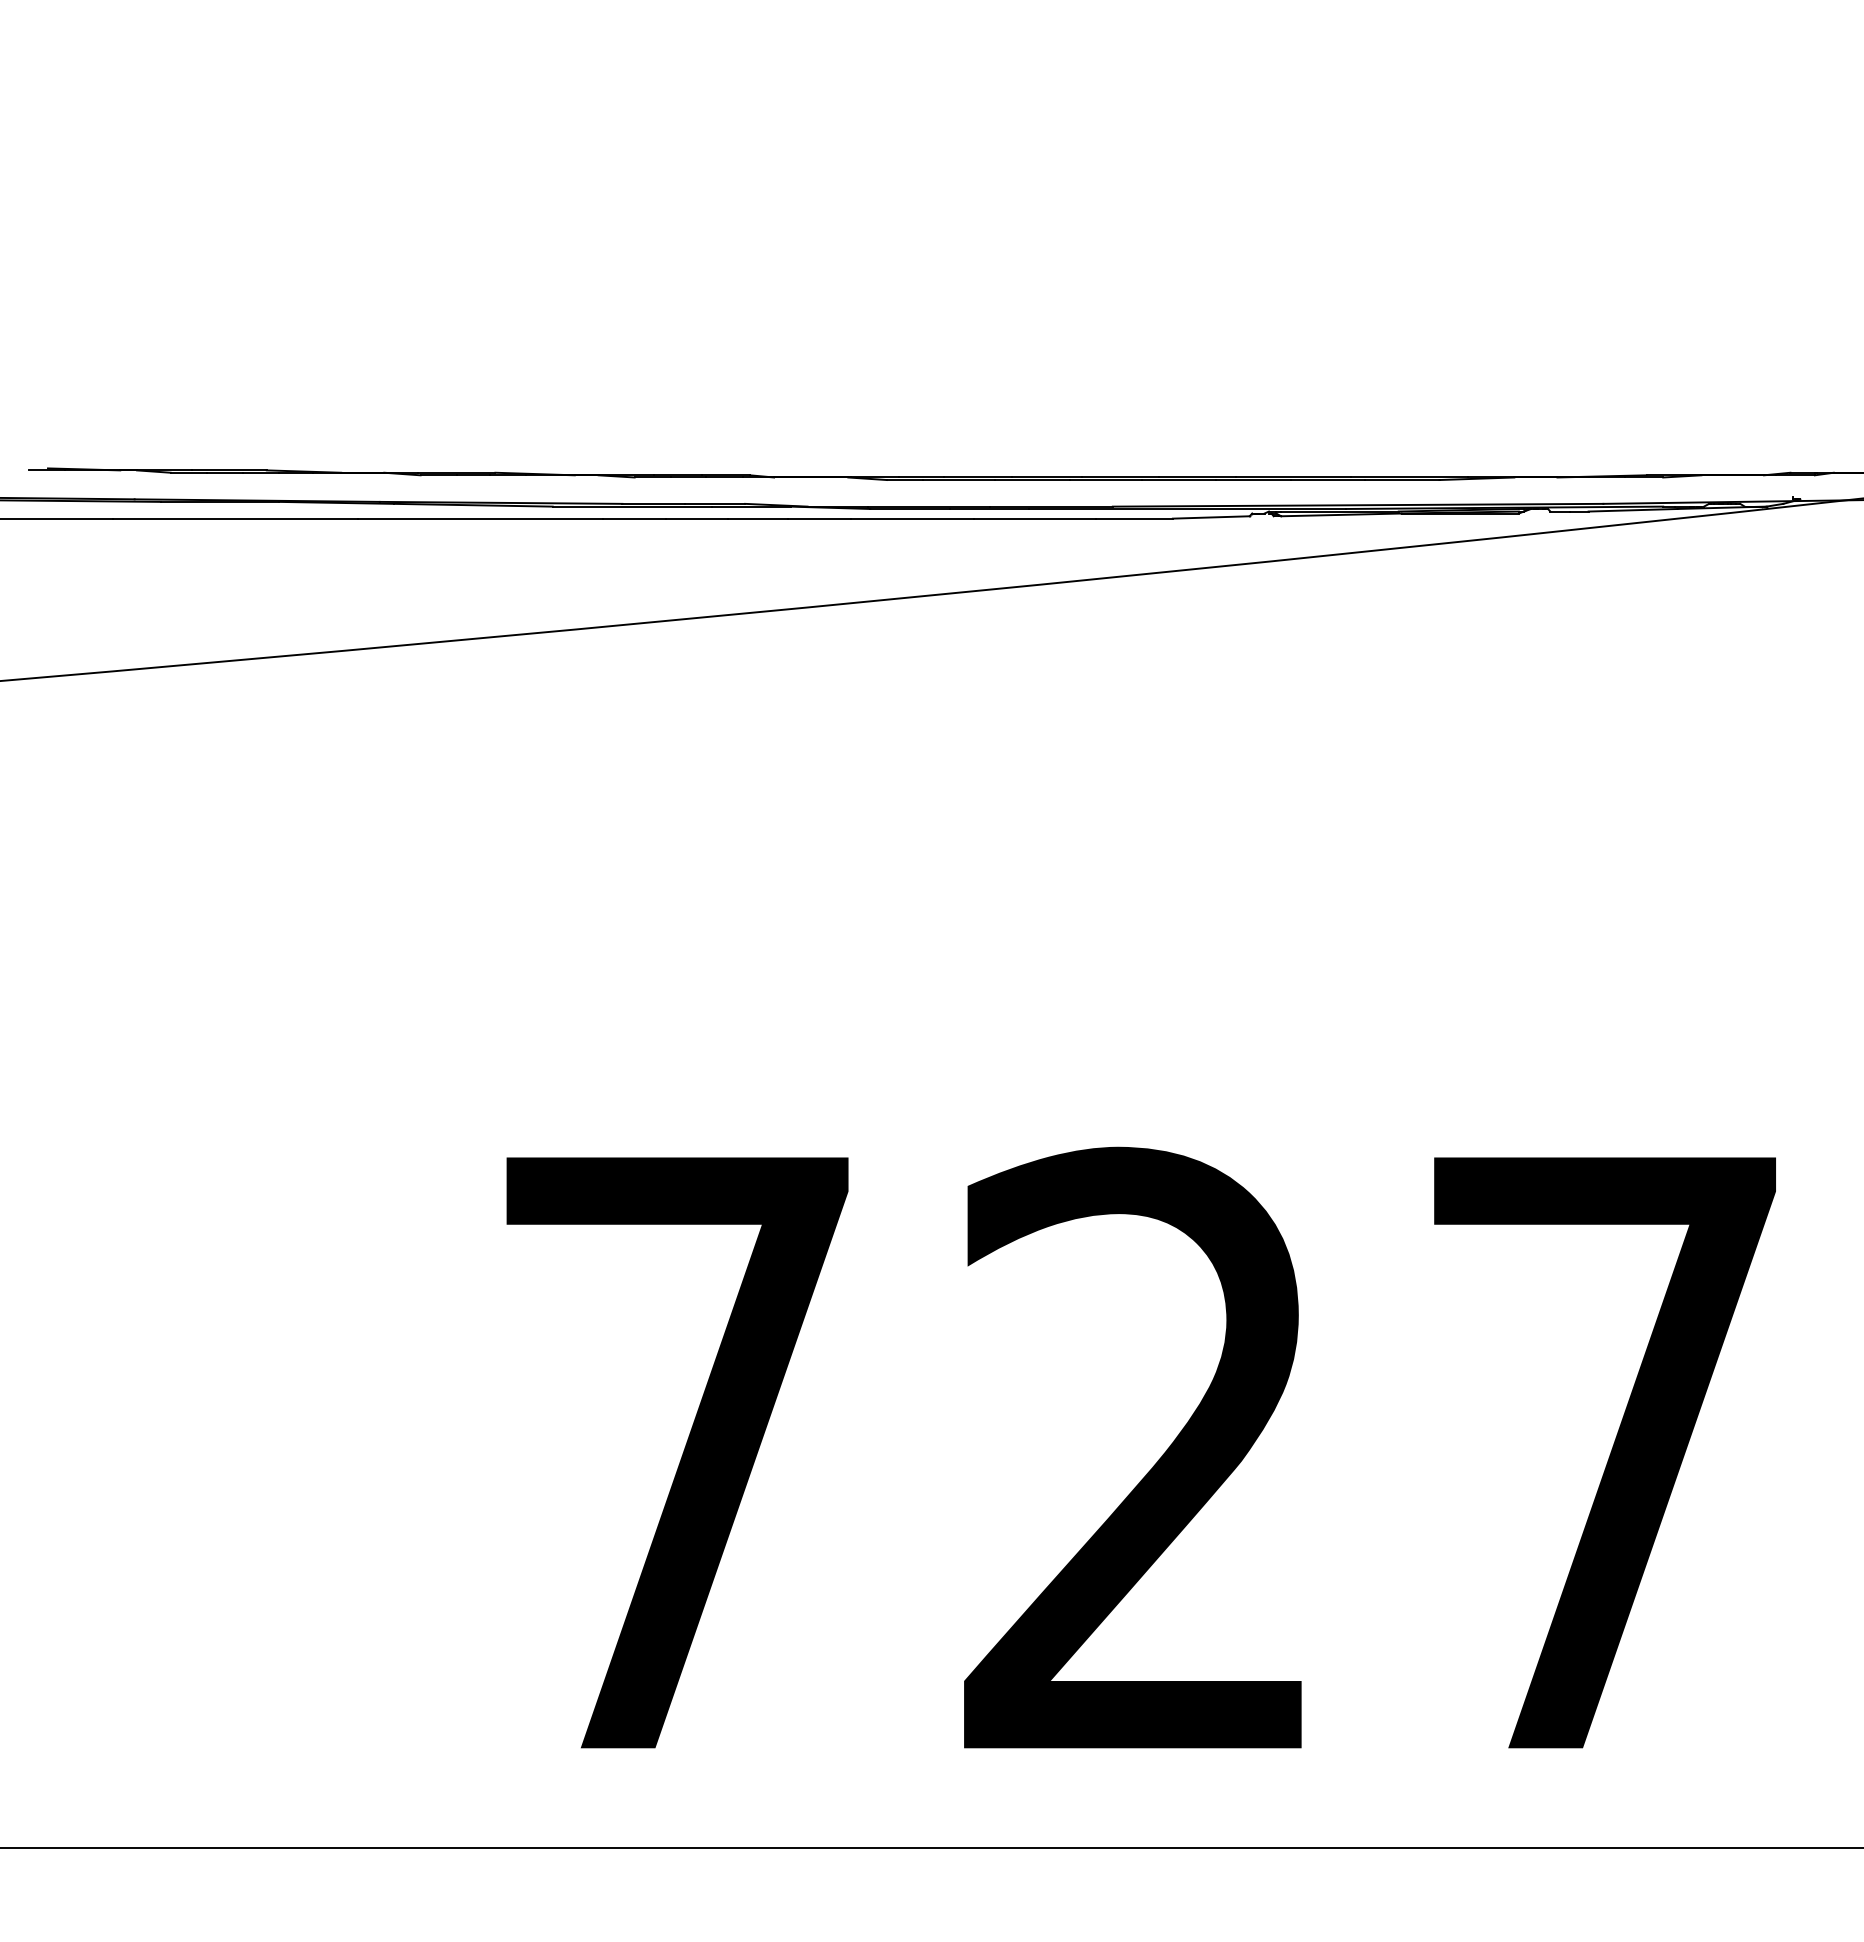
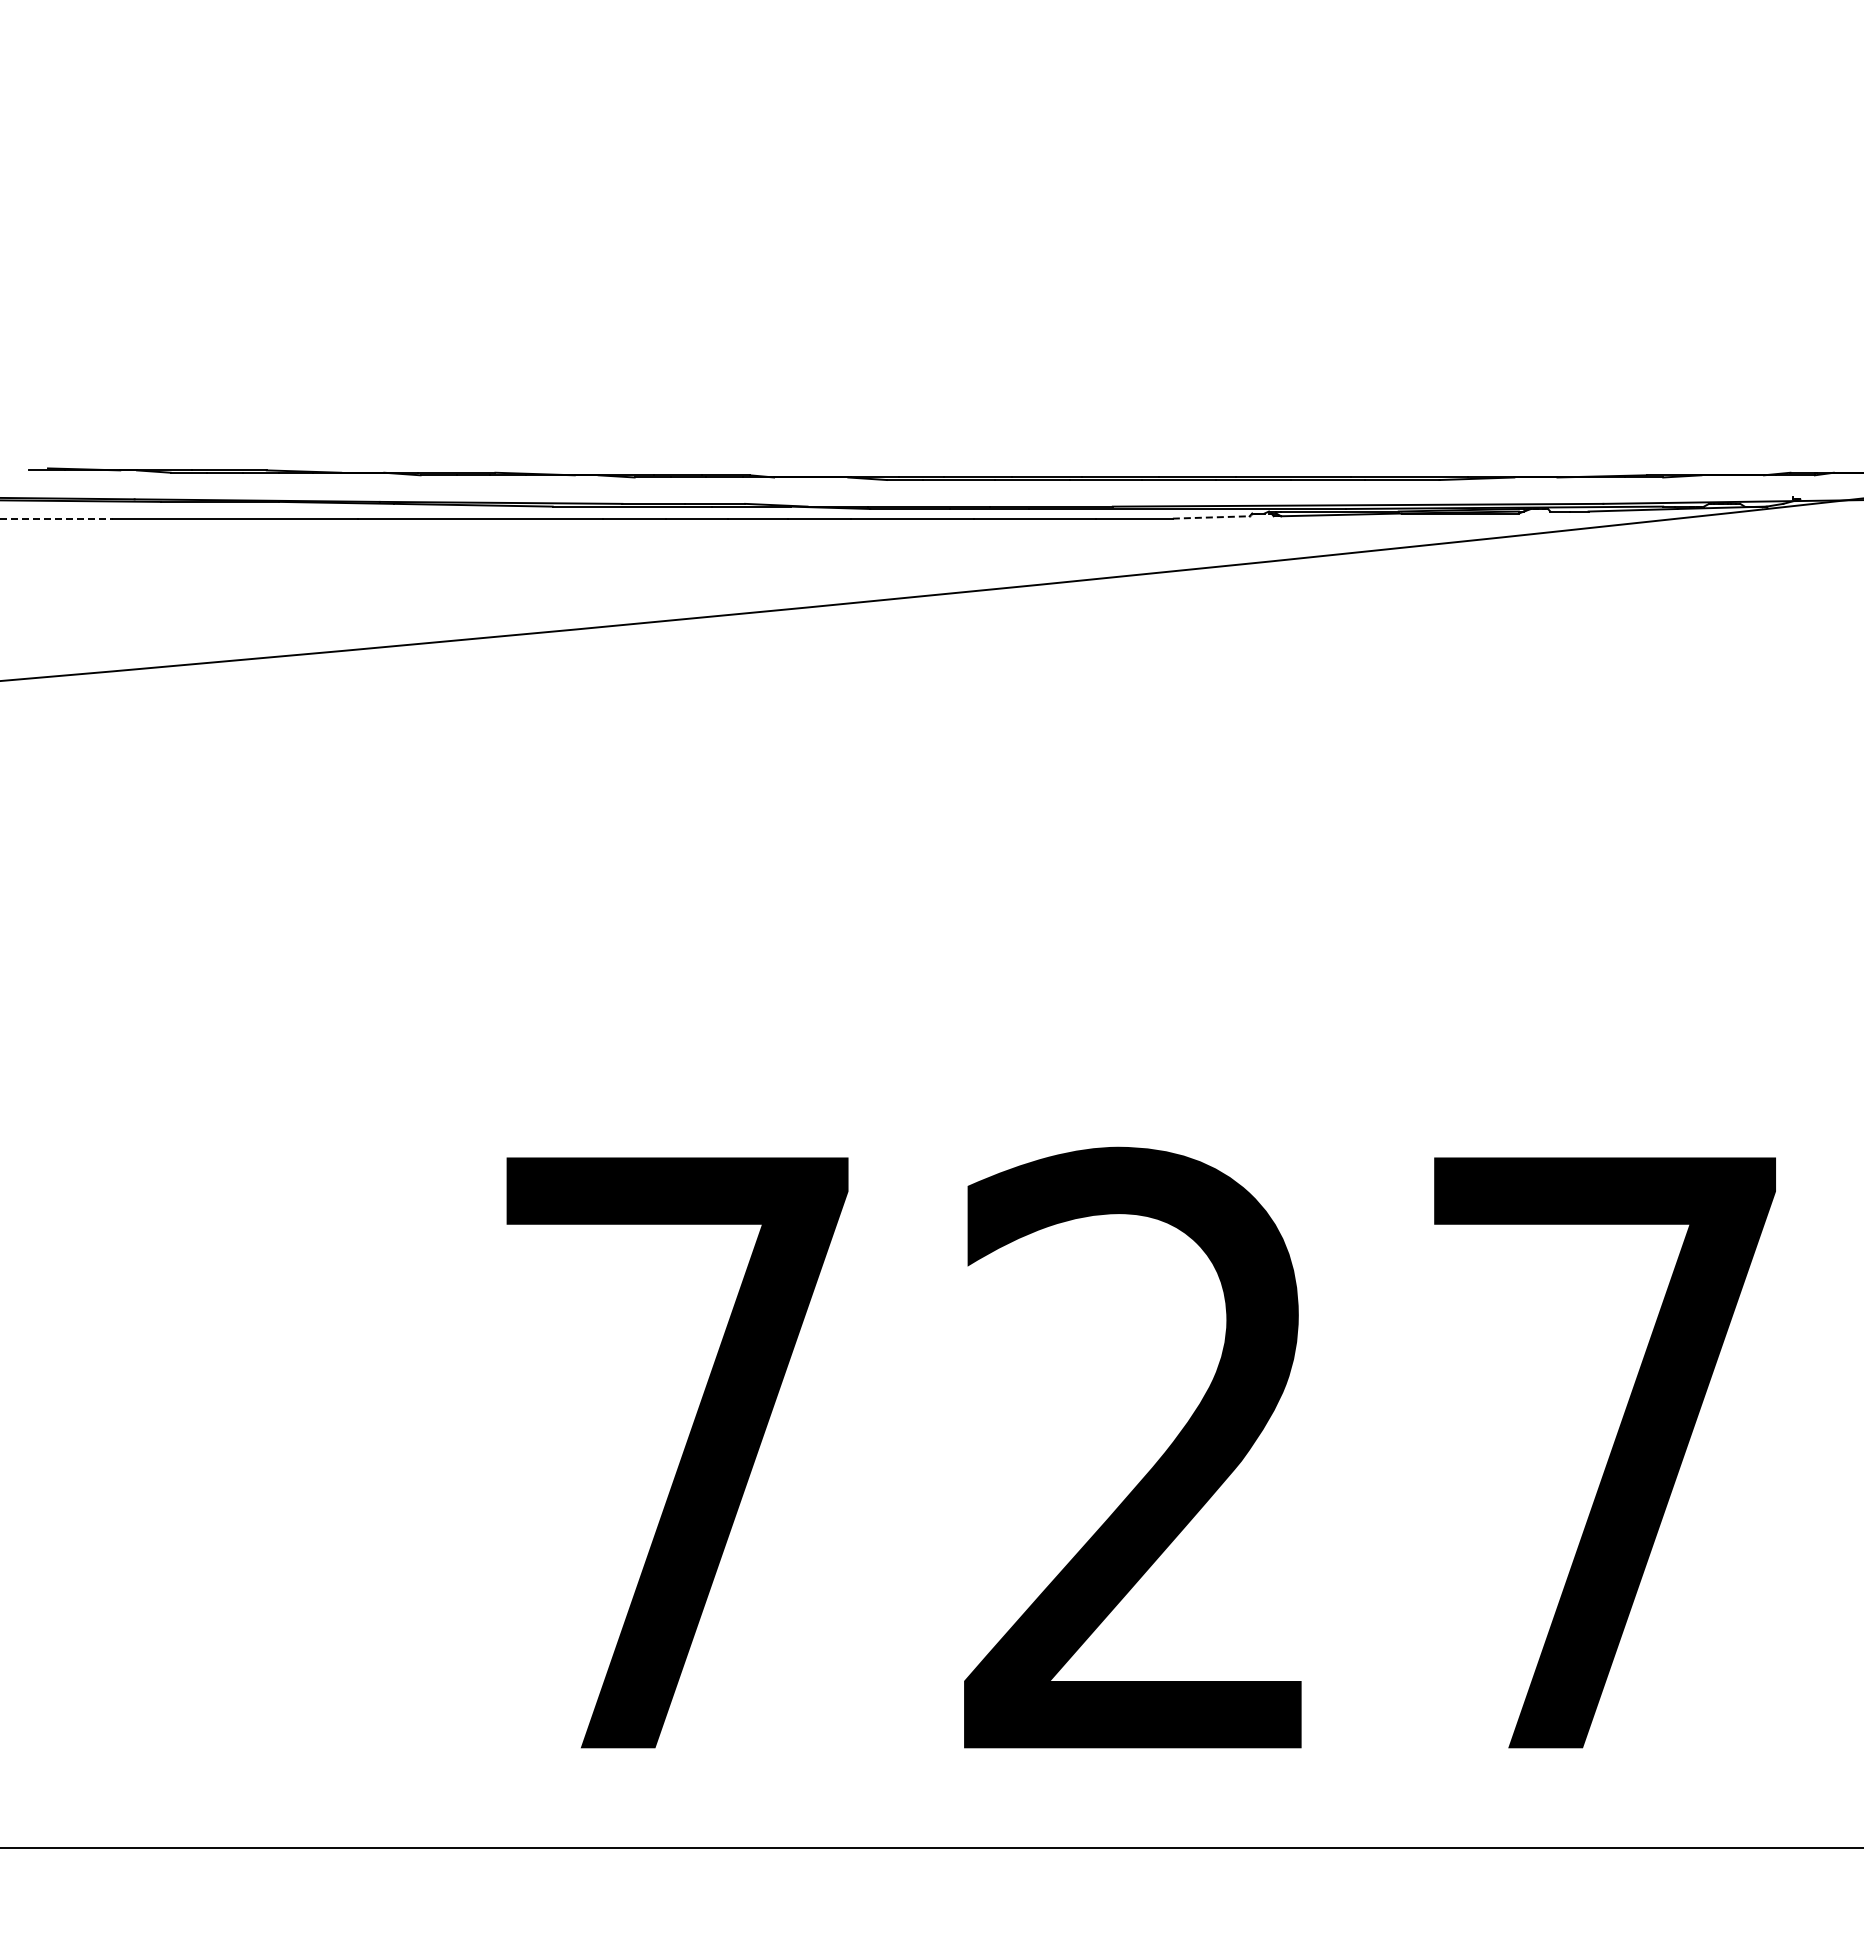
line: solid -> dashed (1211, 517)
line: solid -> dashed (57, 518)
